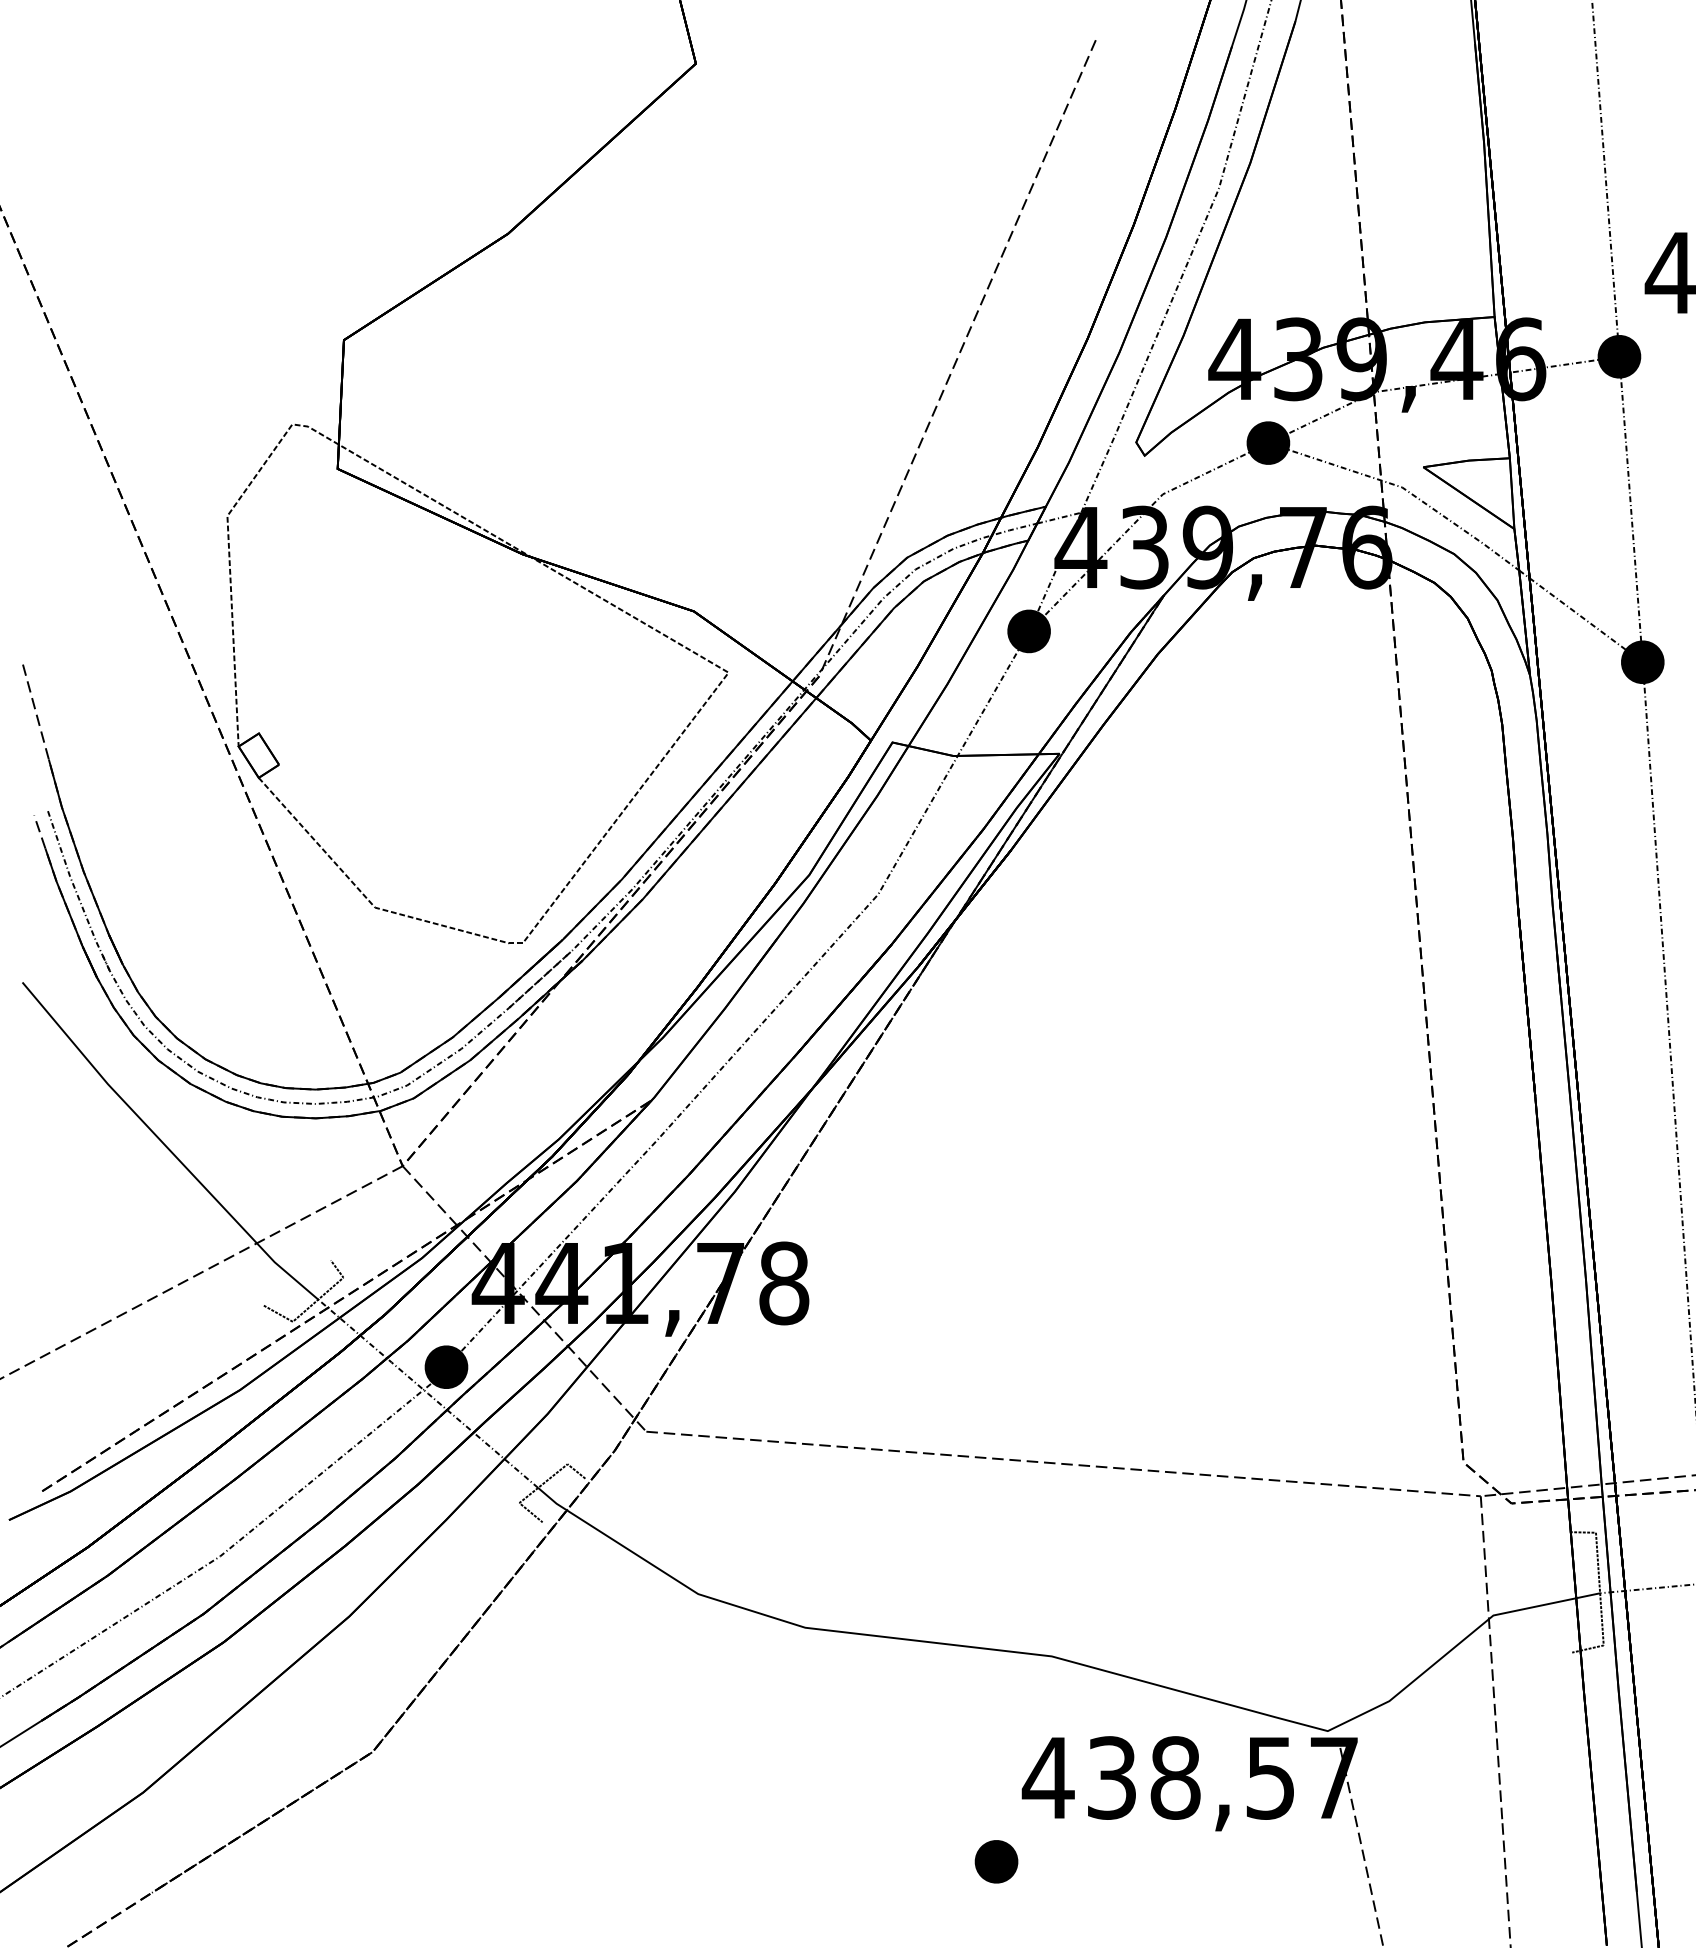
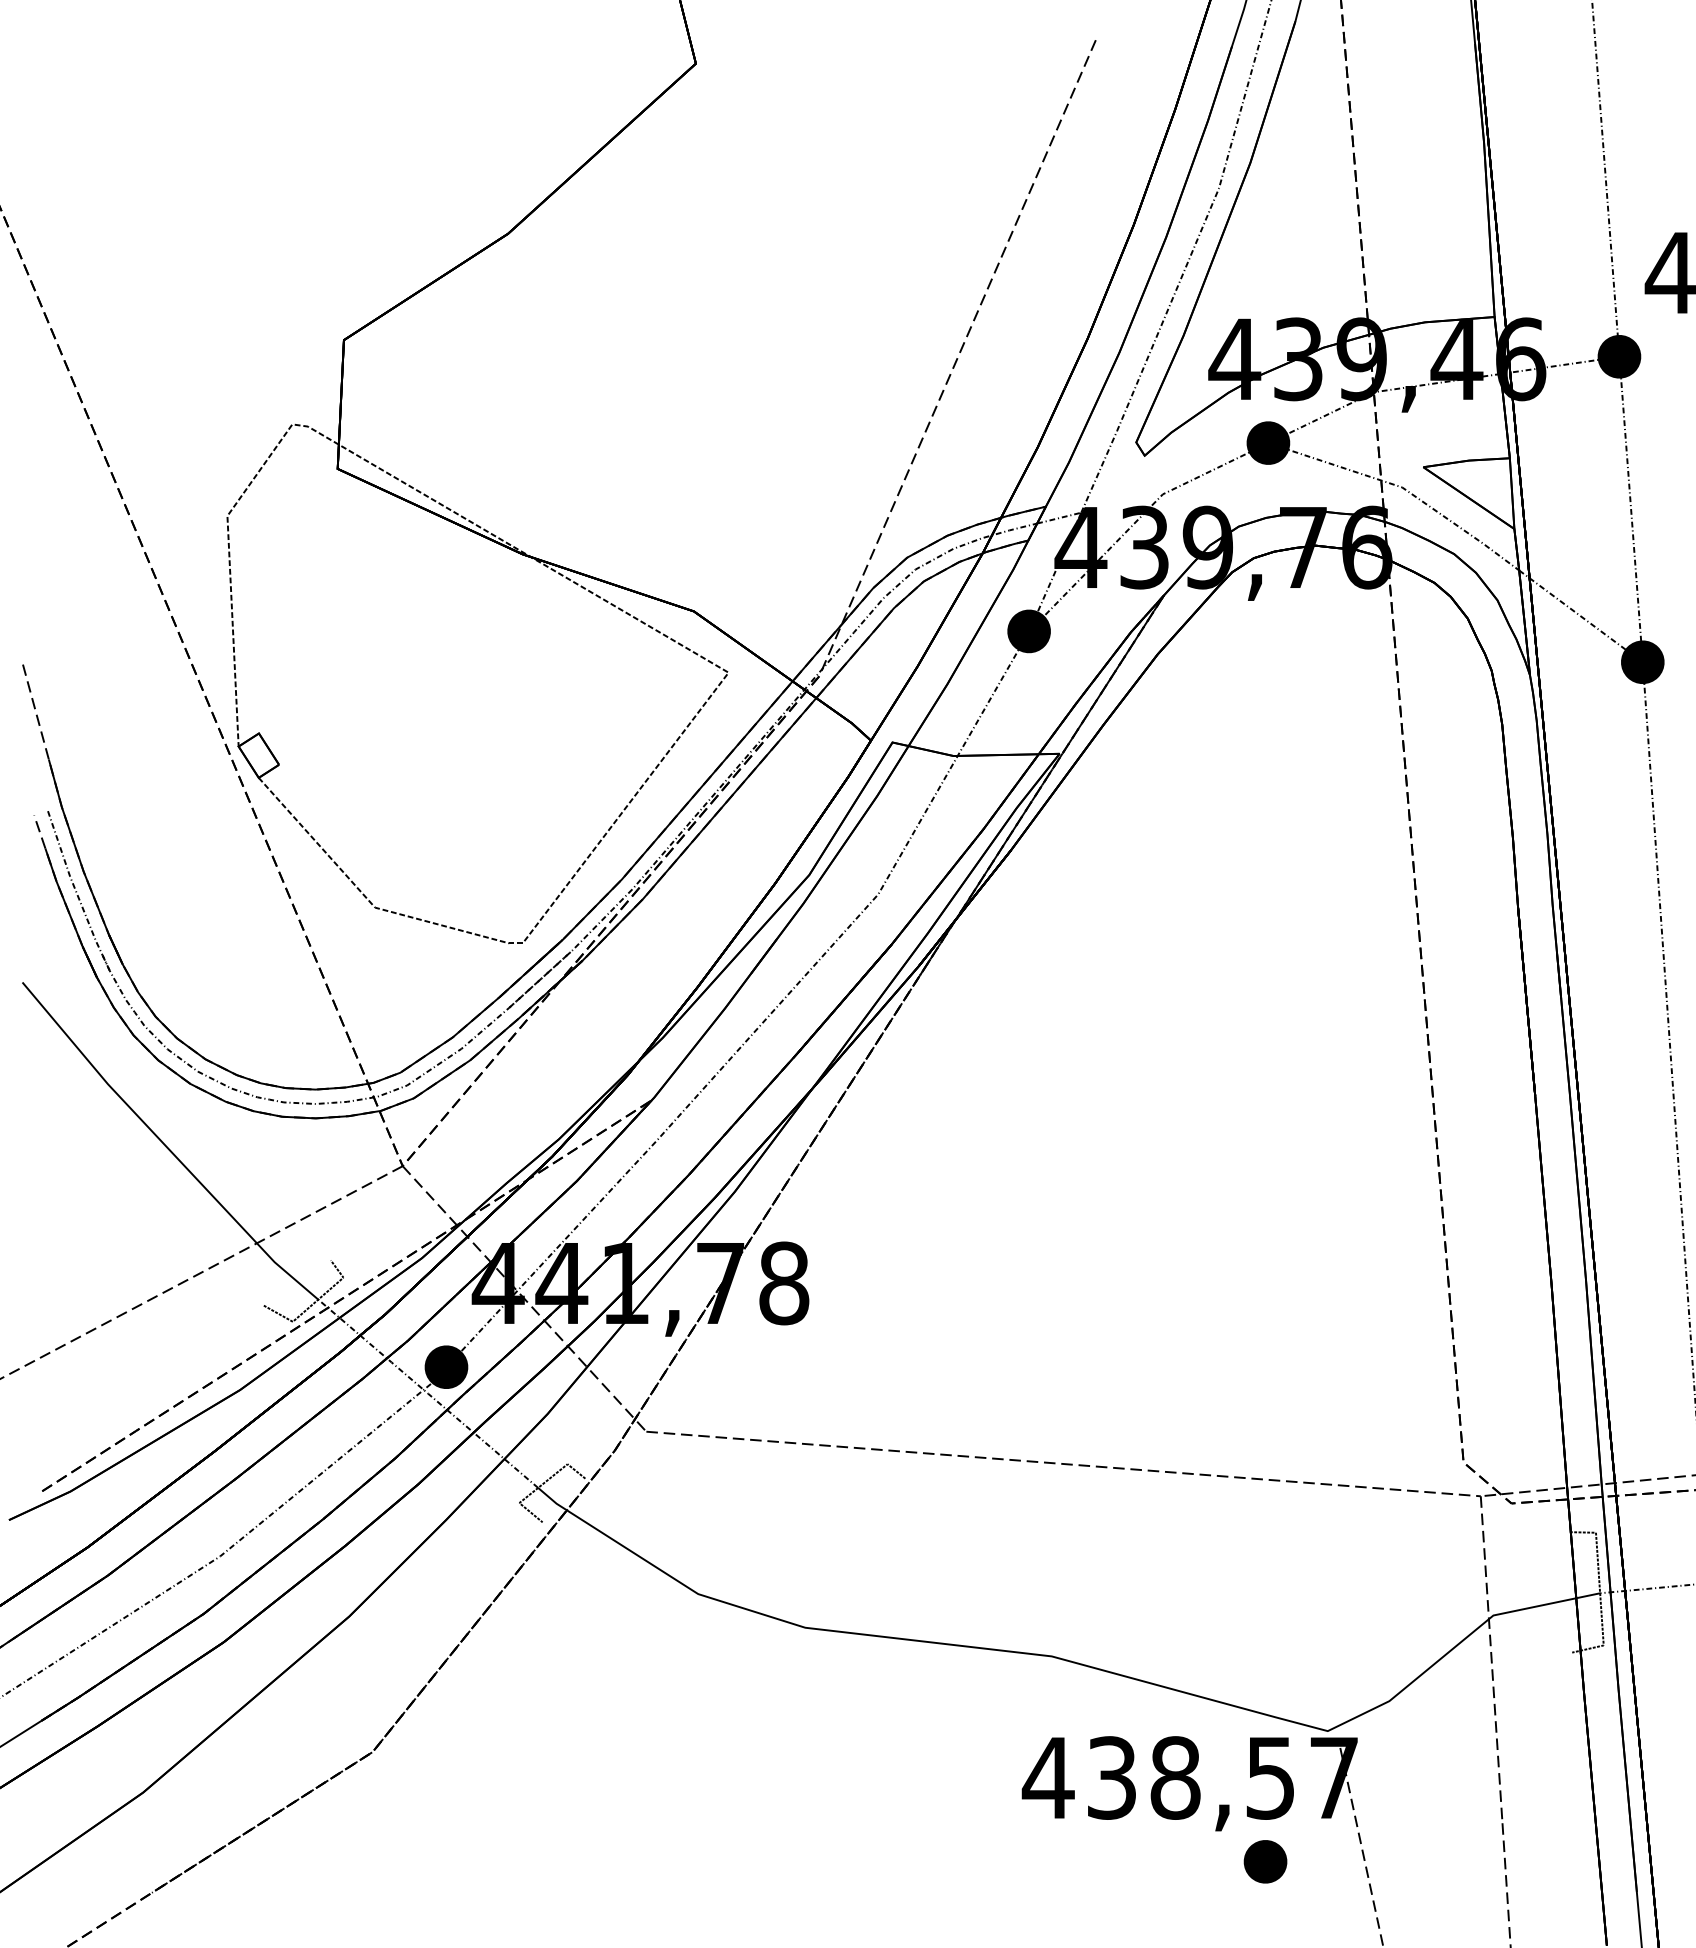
part position: (996, 1861) -> (1265, 1861) (1265, 1861)
